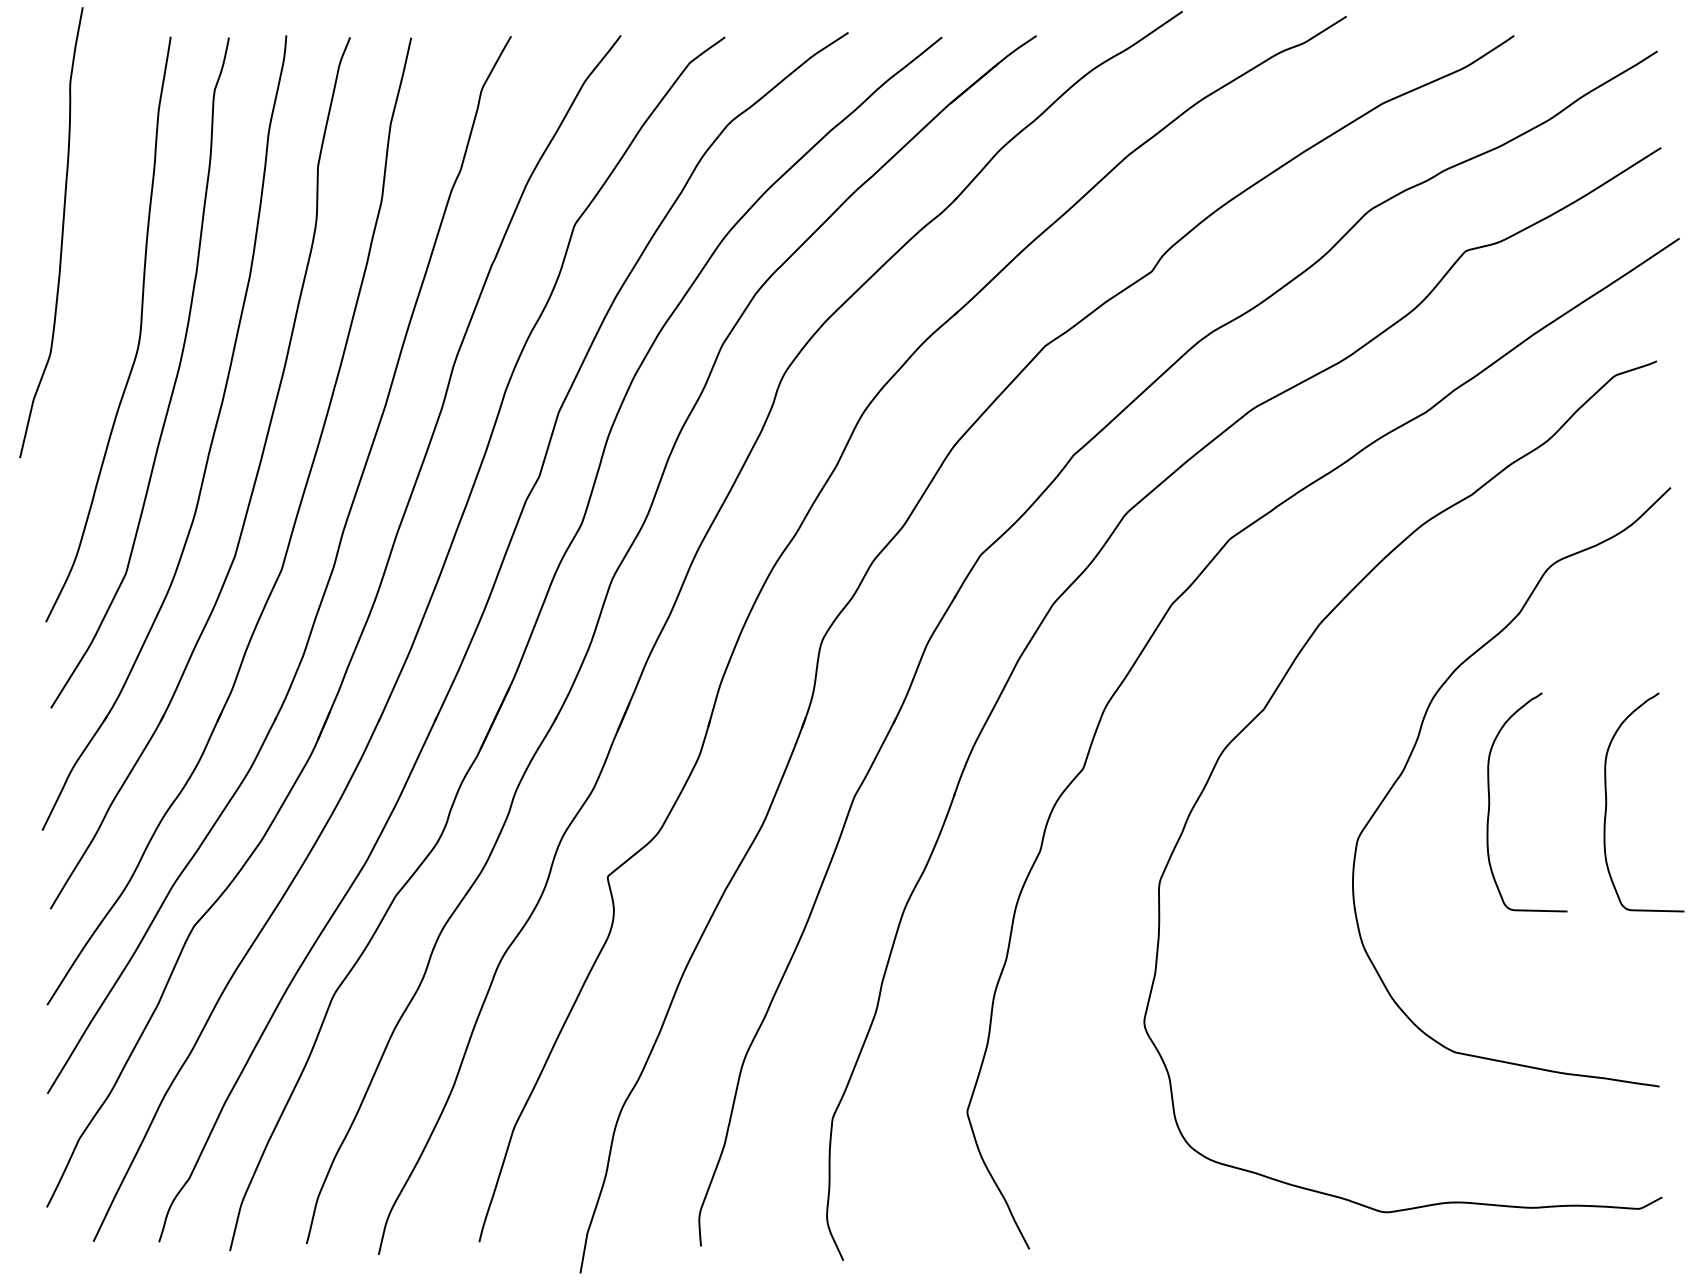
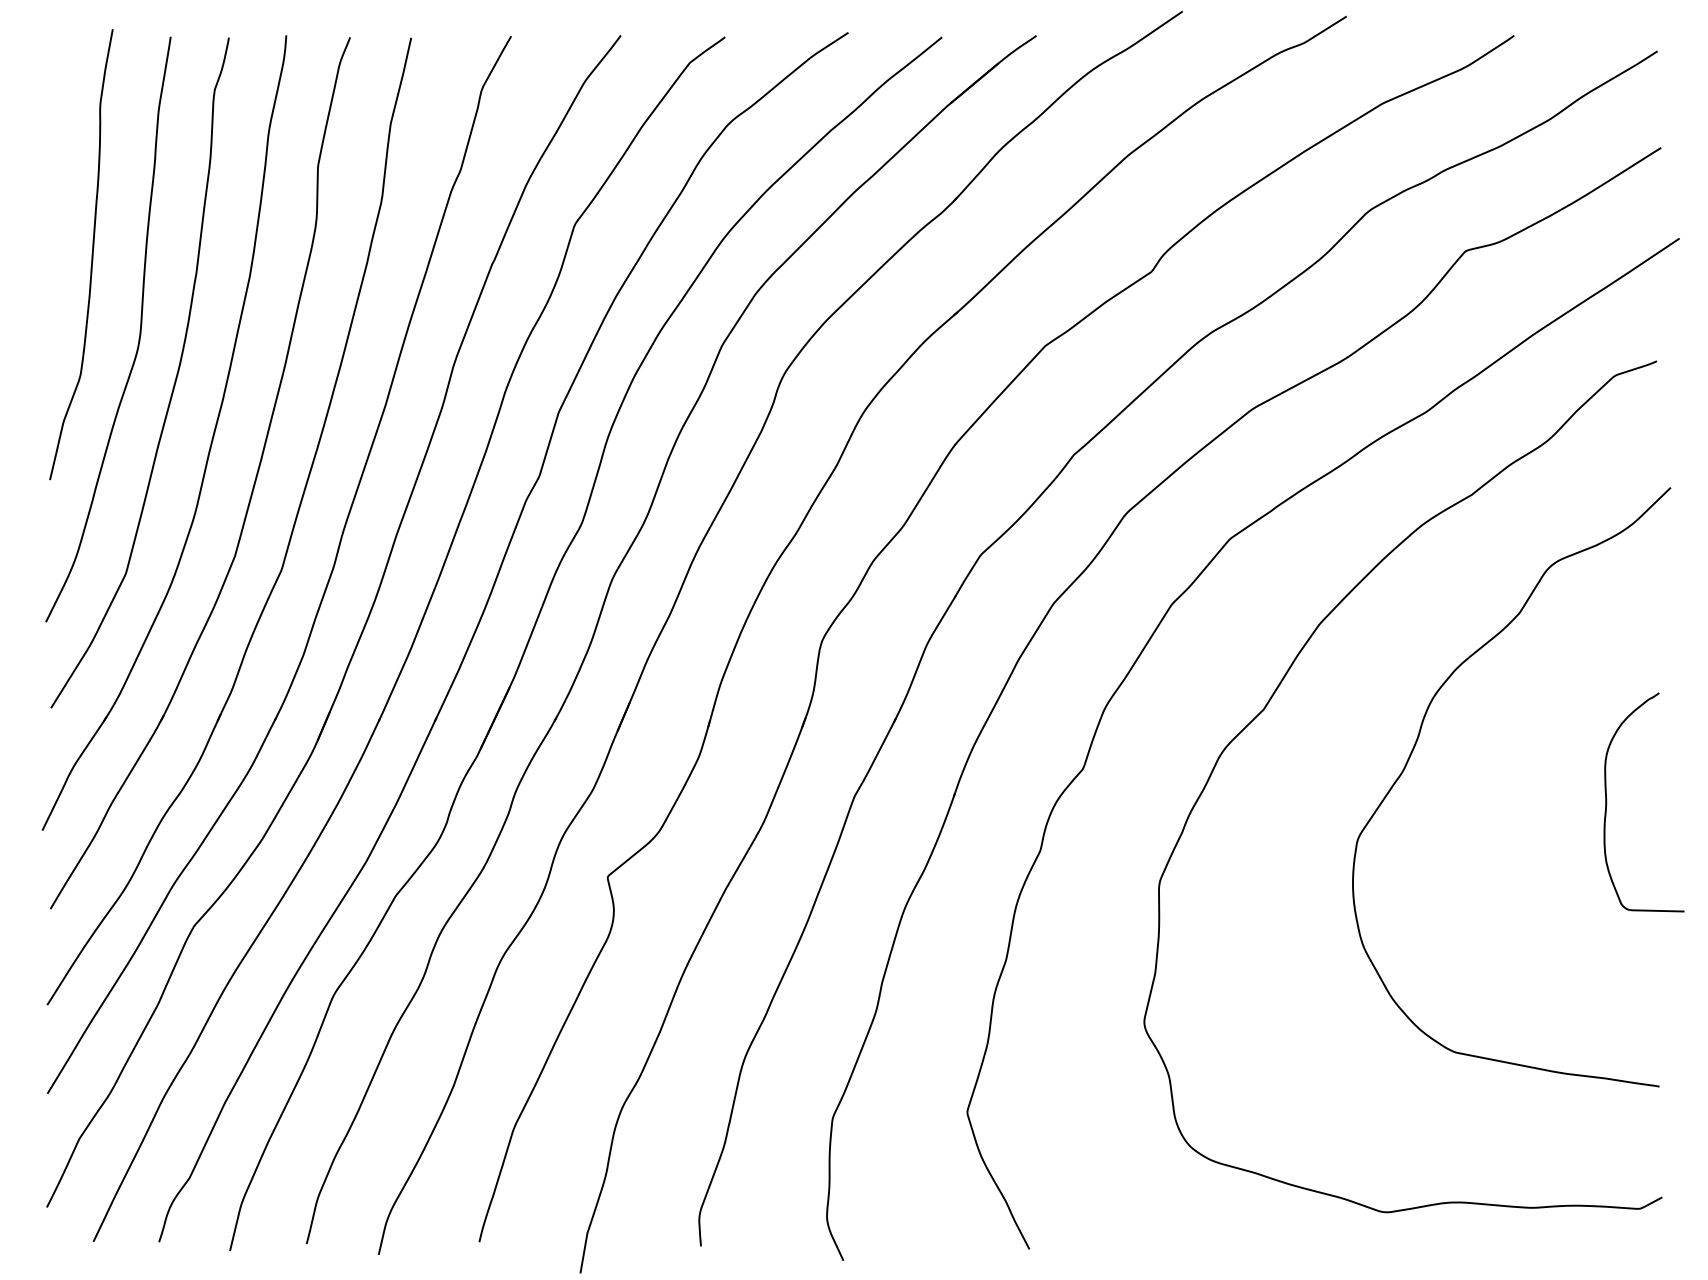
curve position: (61, 232) -> (91, 254) (91, 254)
curve: present -> none (1490, 802)
